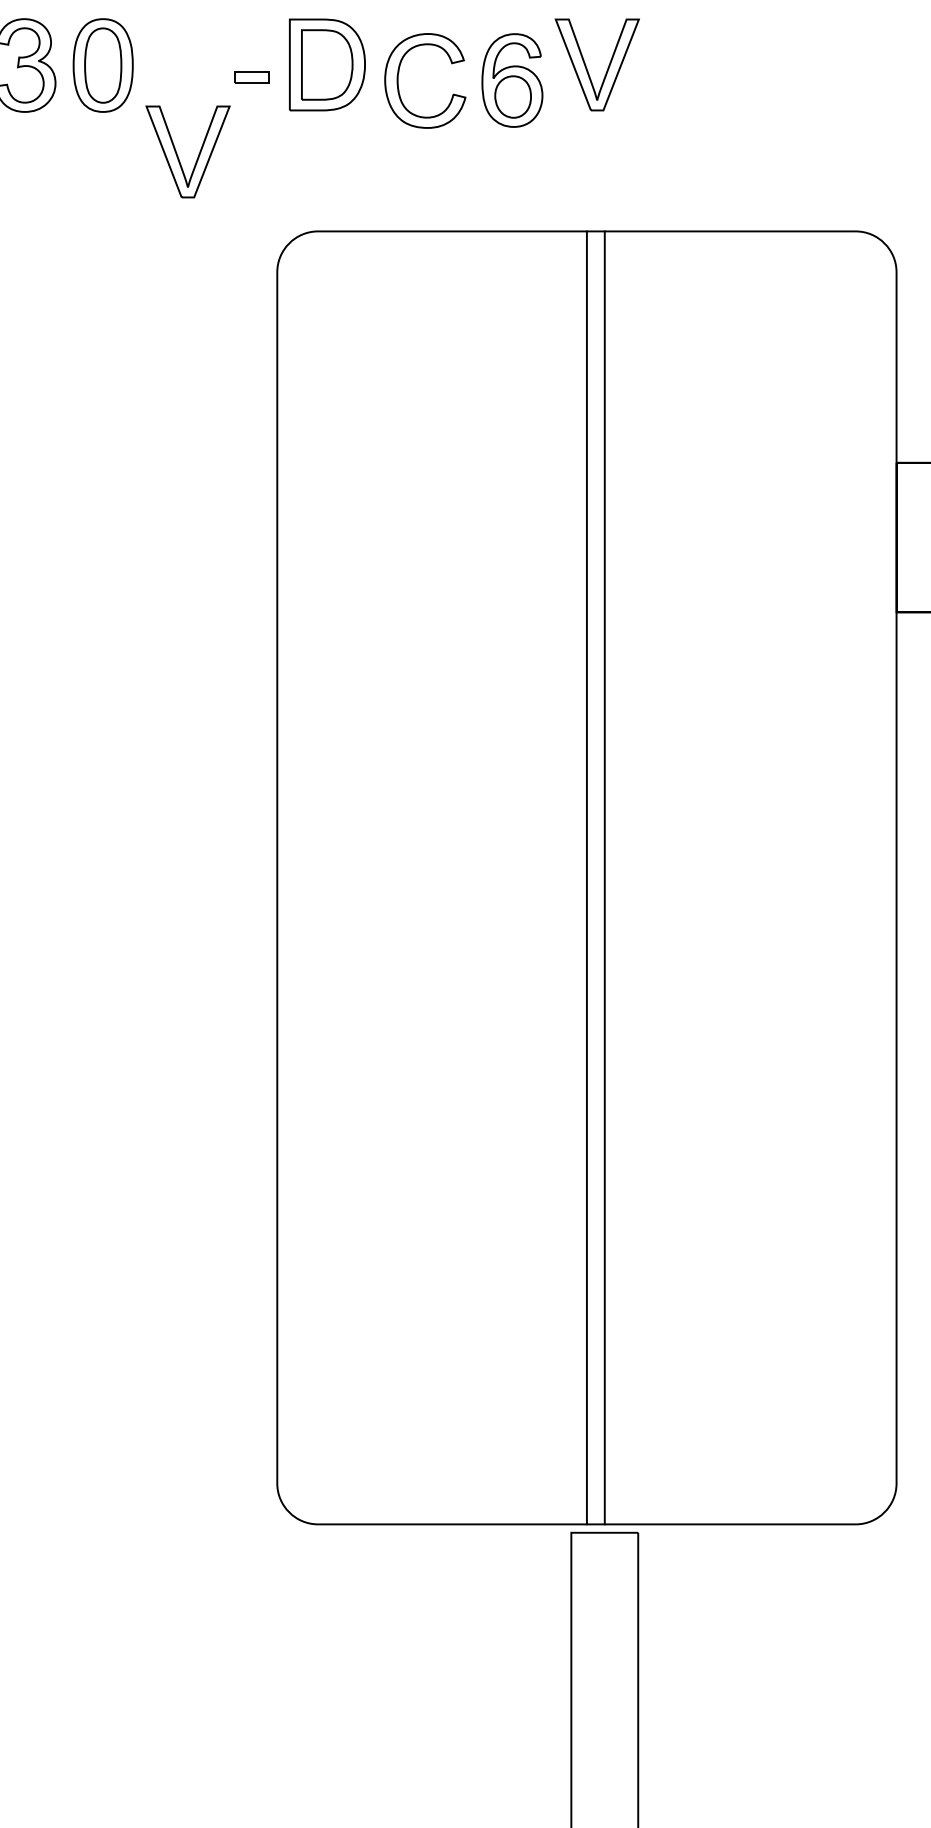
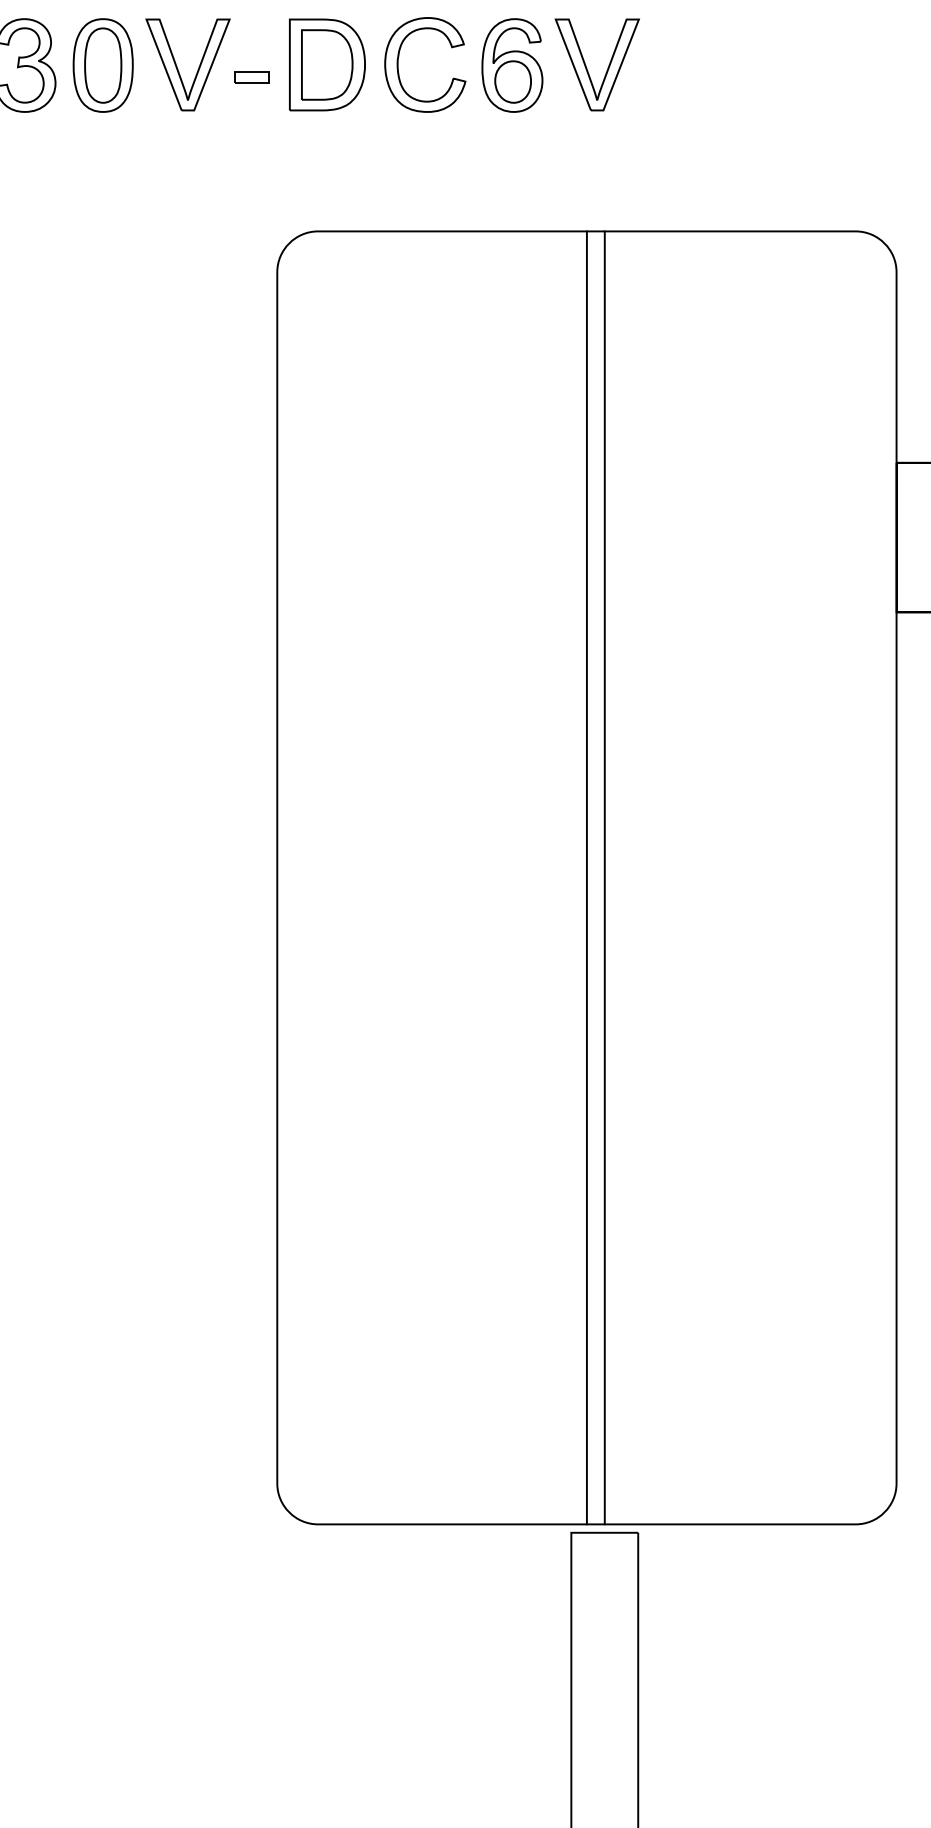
part position: (398, 80) -> (398, 64) (398, 64)
part position: (512, 80) -> (512, 65) (512, 65)
part position: (177, 153) -> (177, 66) (177, 66)
